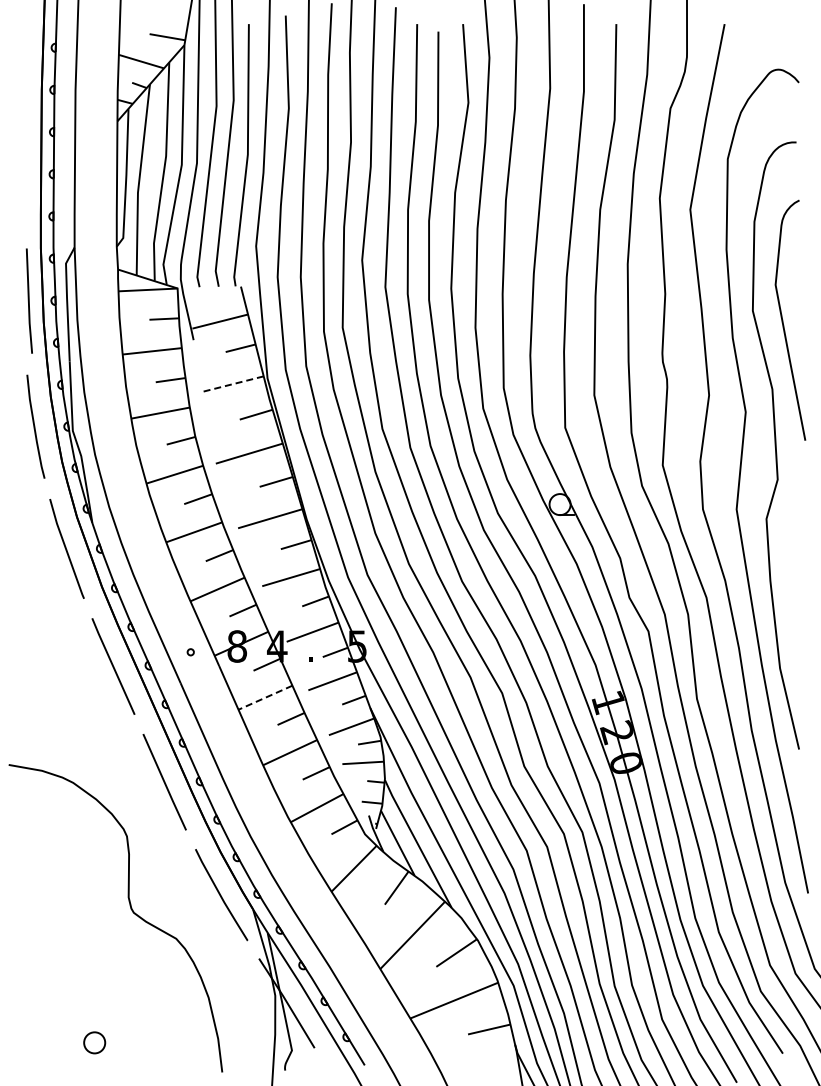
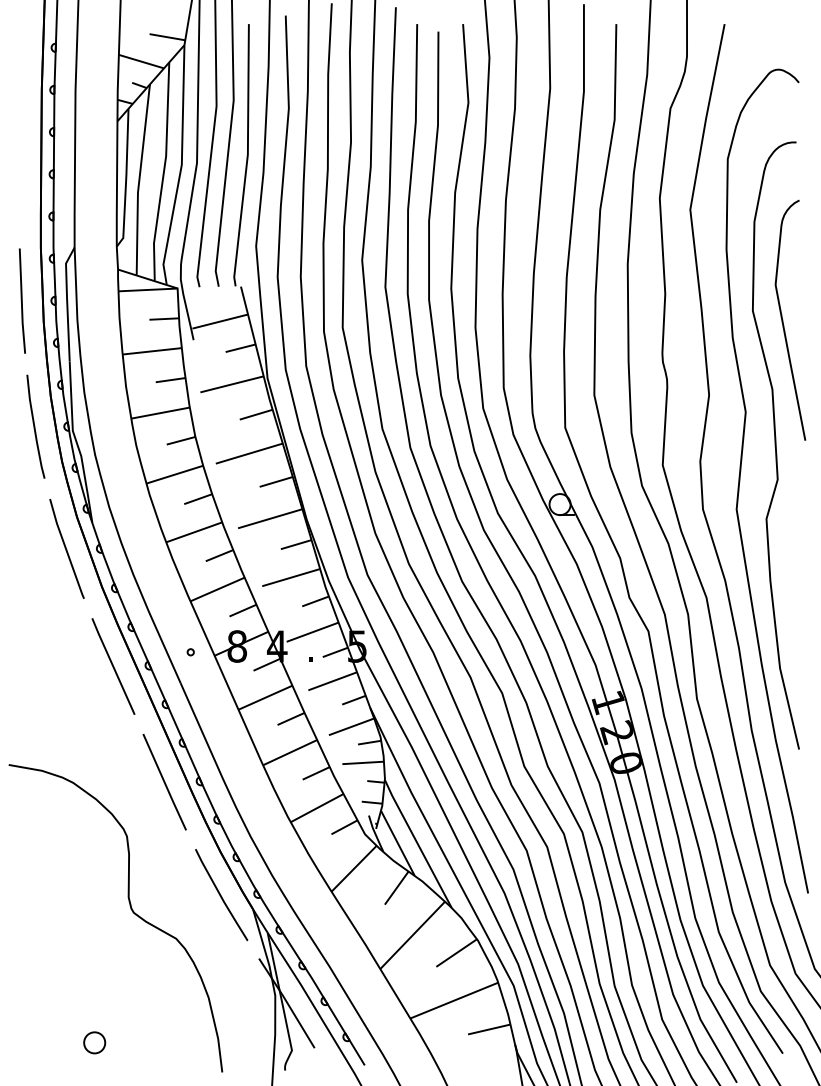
line position: (28, 300) -> (21, 300) (21, 300)
line: dashed -> solid (232, 384)
line: dashed -> solid (265, 697)
